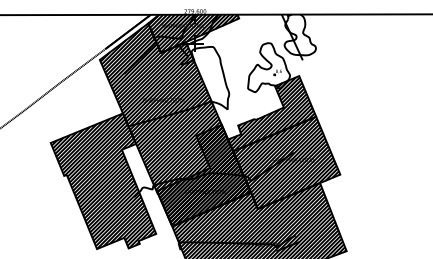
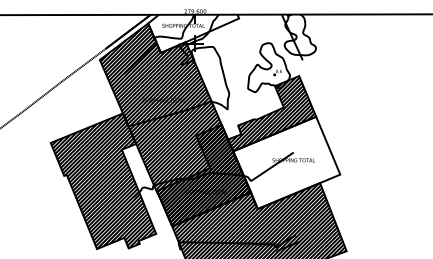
hatch: present -> none (193, 33)
hatch: present -> none (286, 162)
